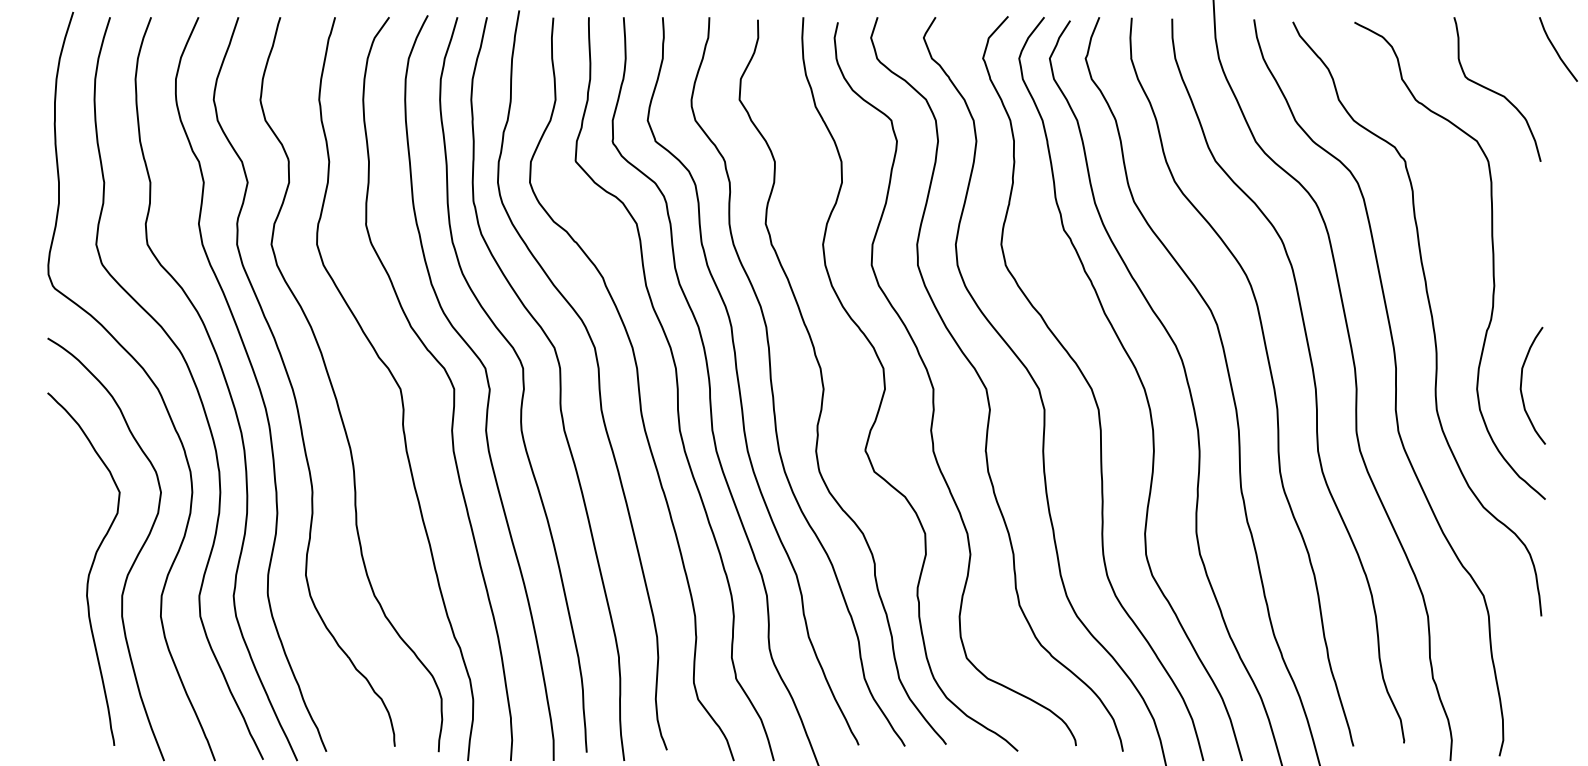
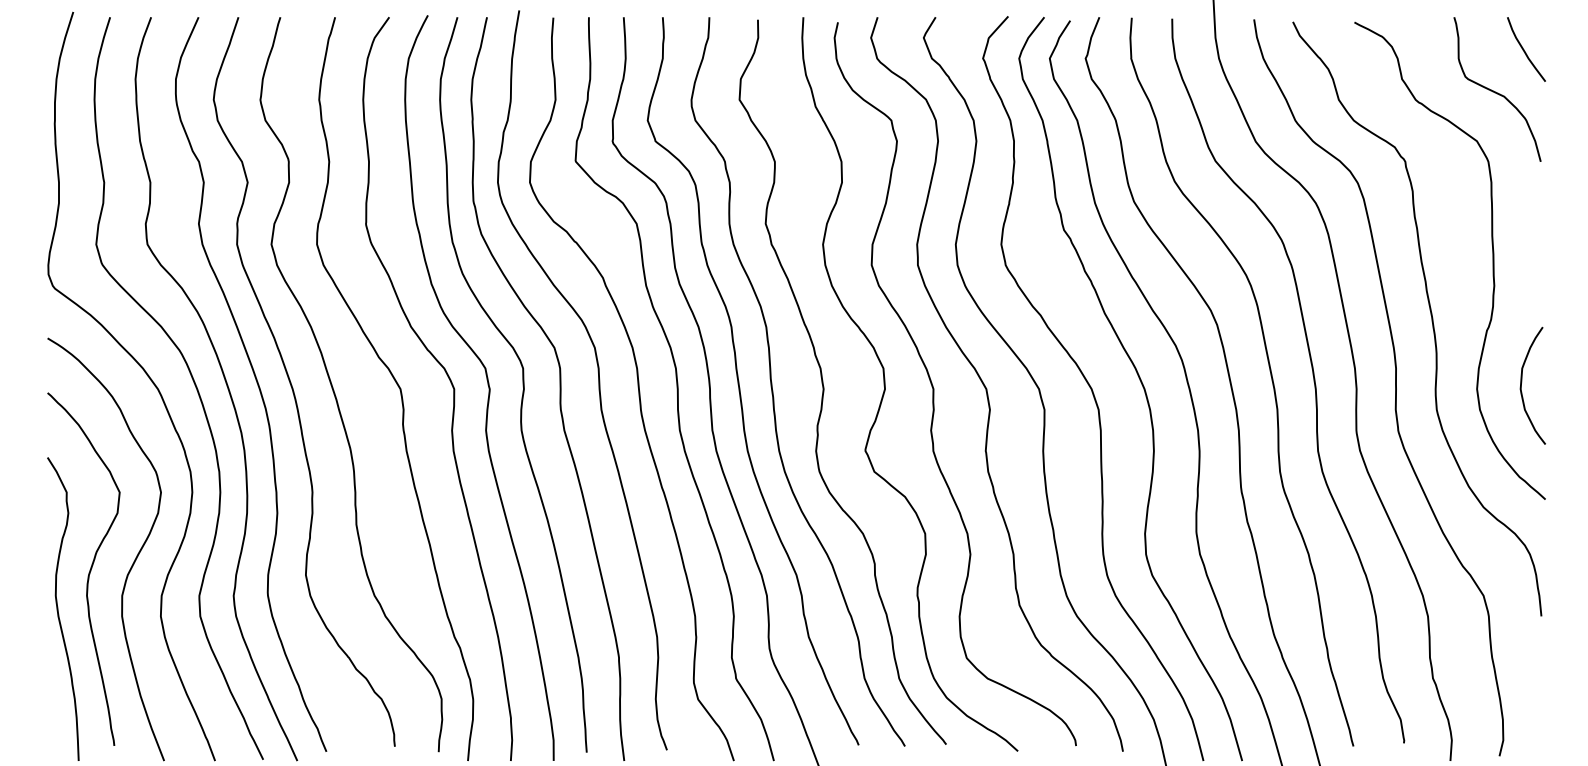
curve position: (1556, 49) -> (1524, 49) (1524, 49)
curve: none -> present (58, 608)
